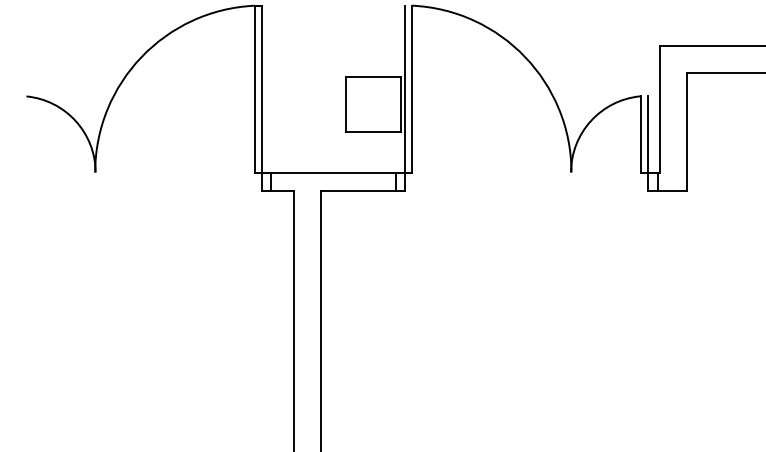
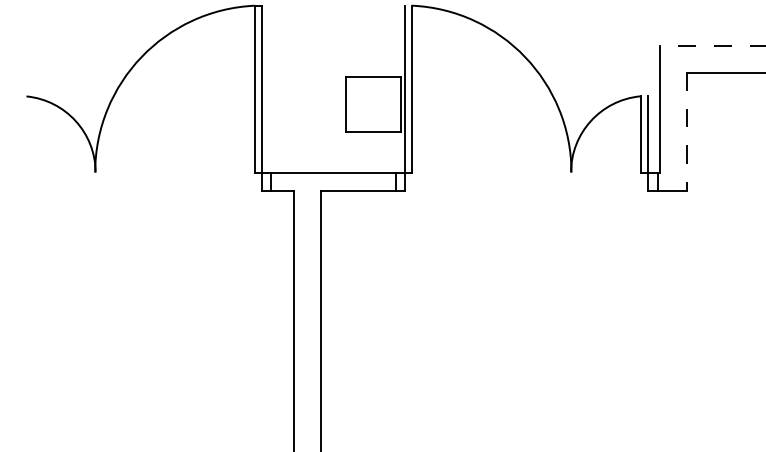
line: solid -> dashed (712, 45)
line: solid -> dashed (687, 131)
